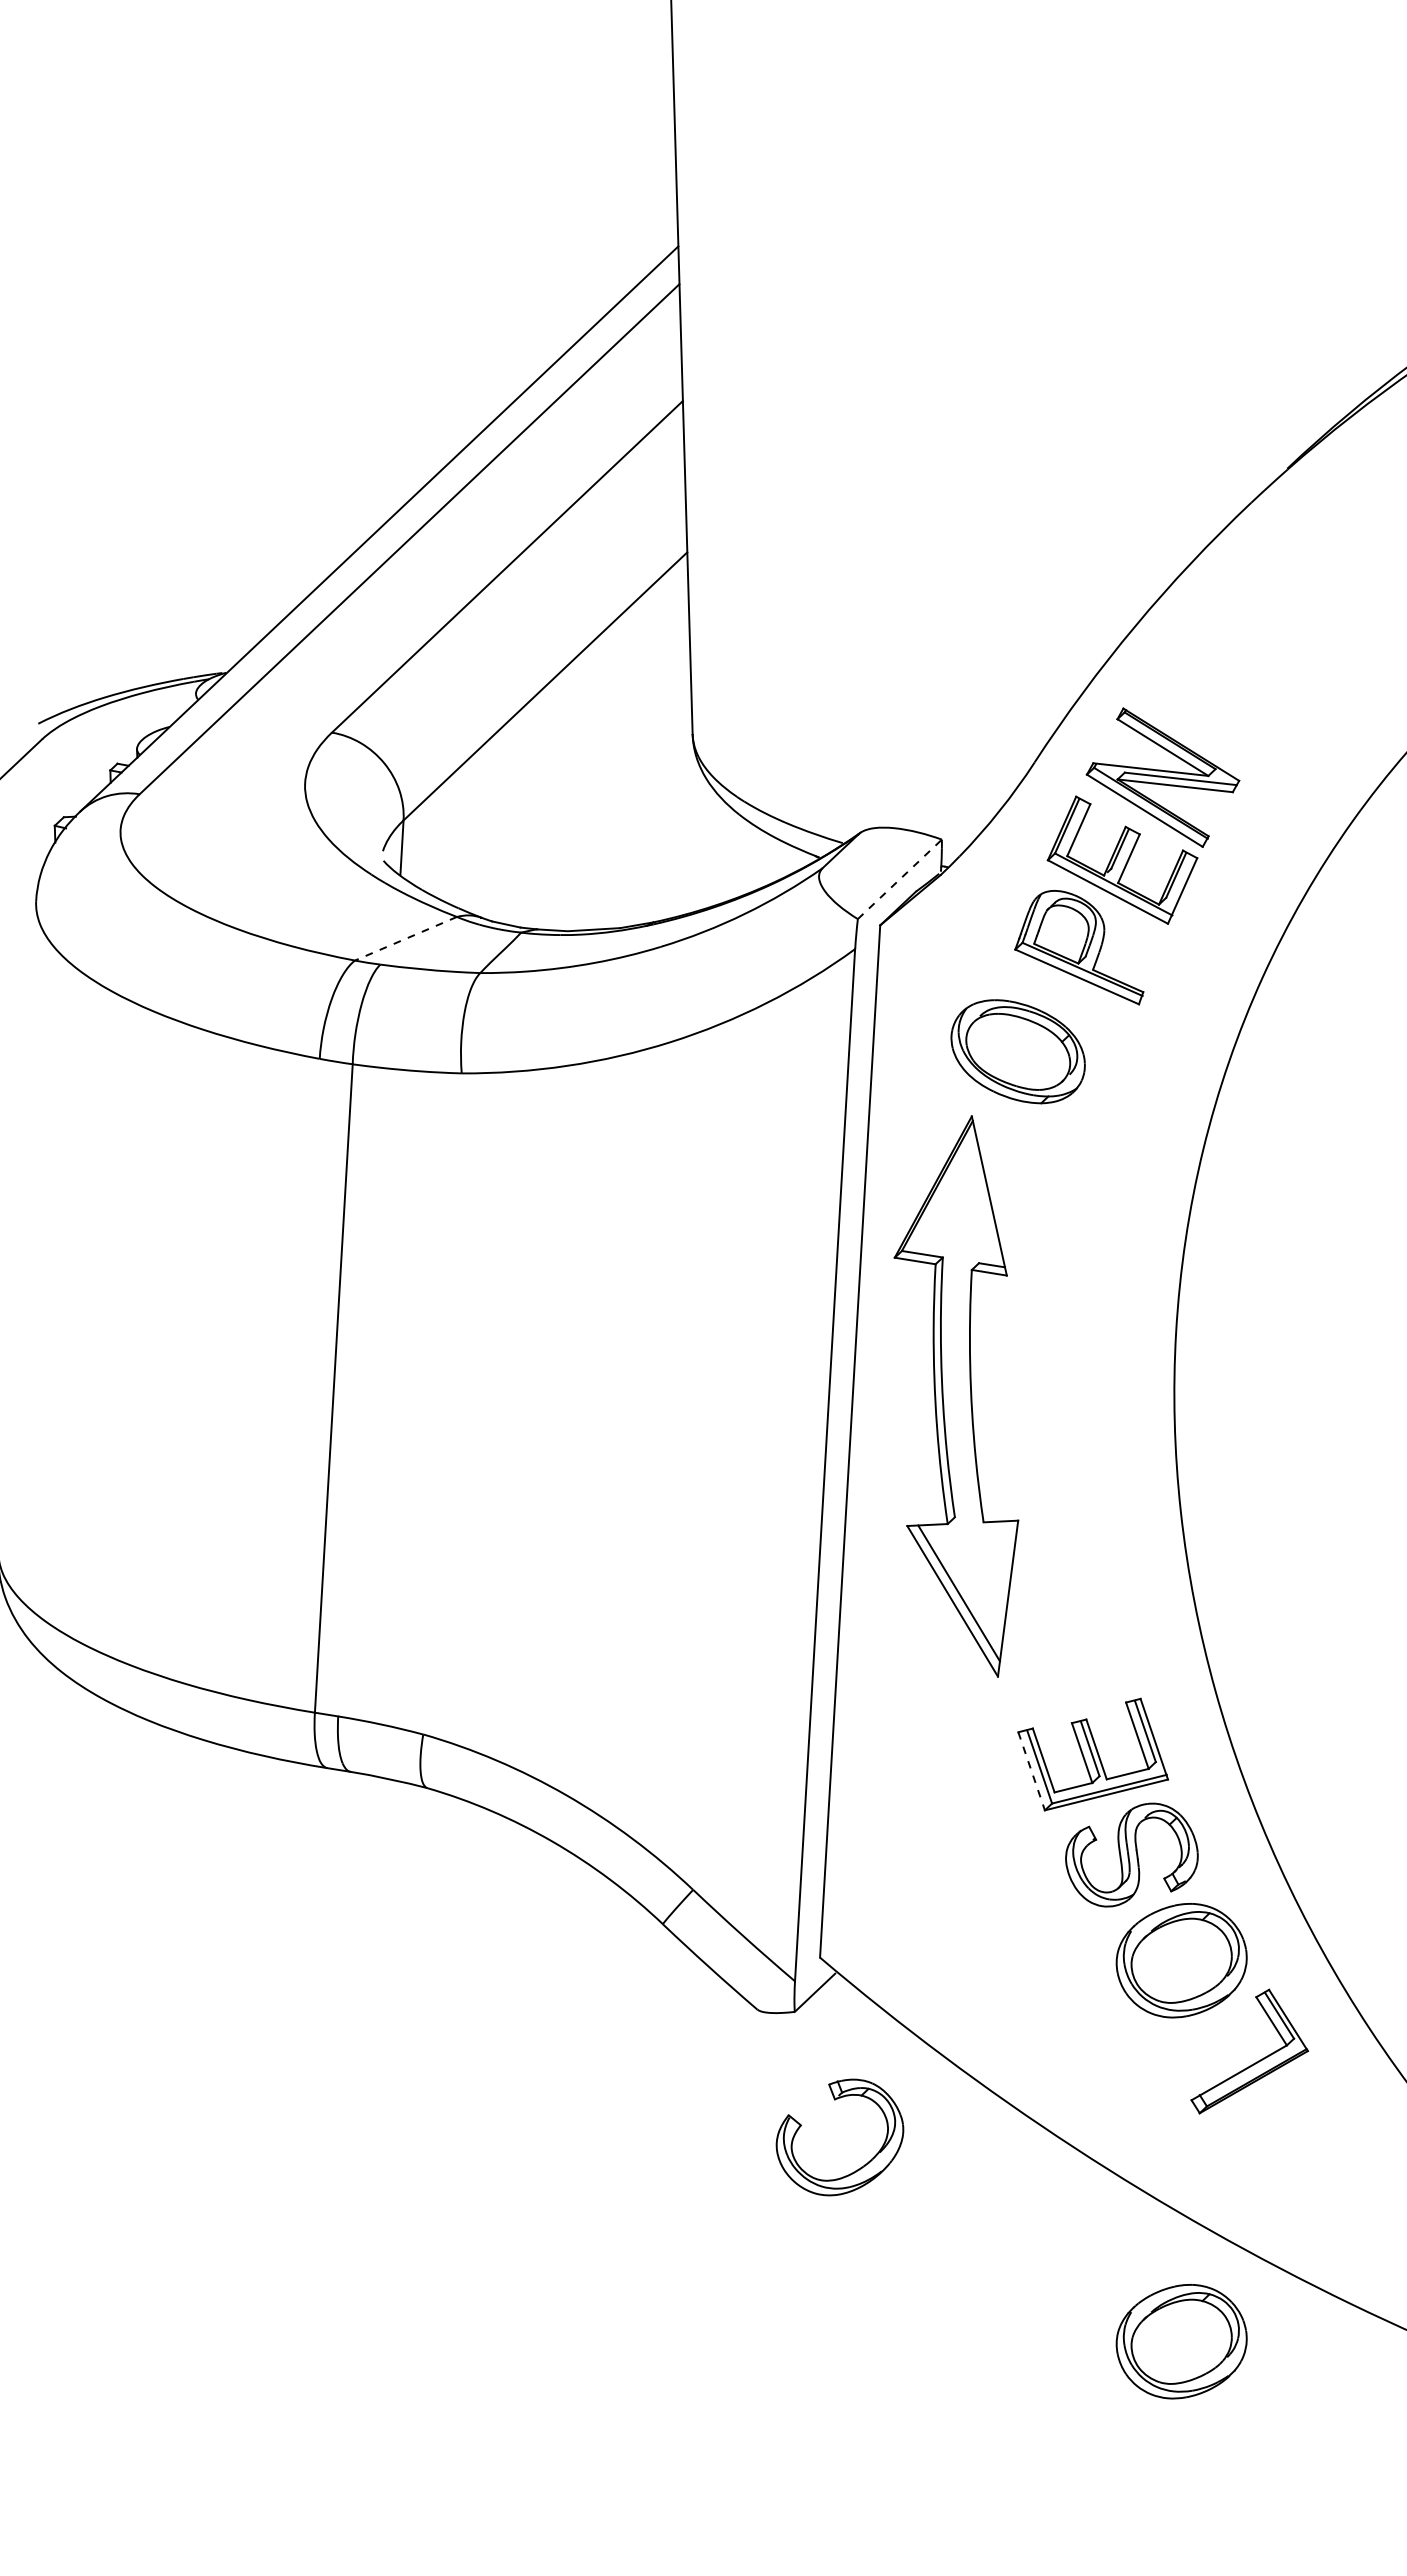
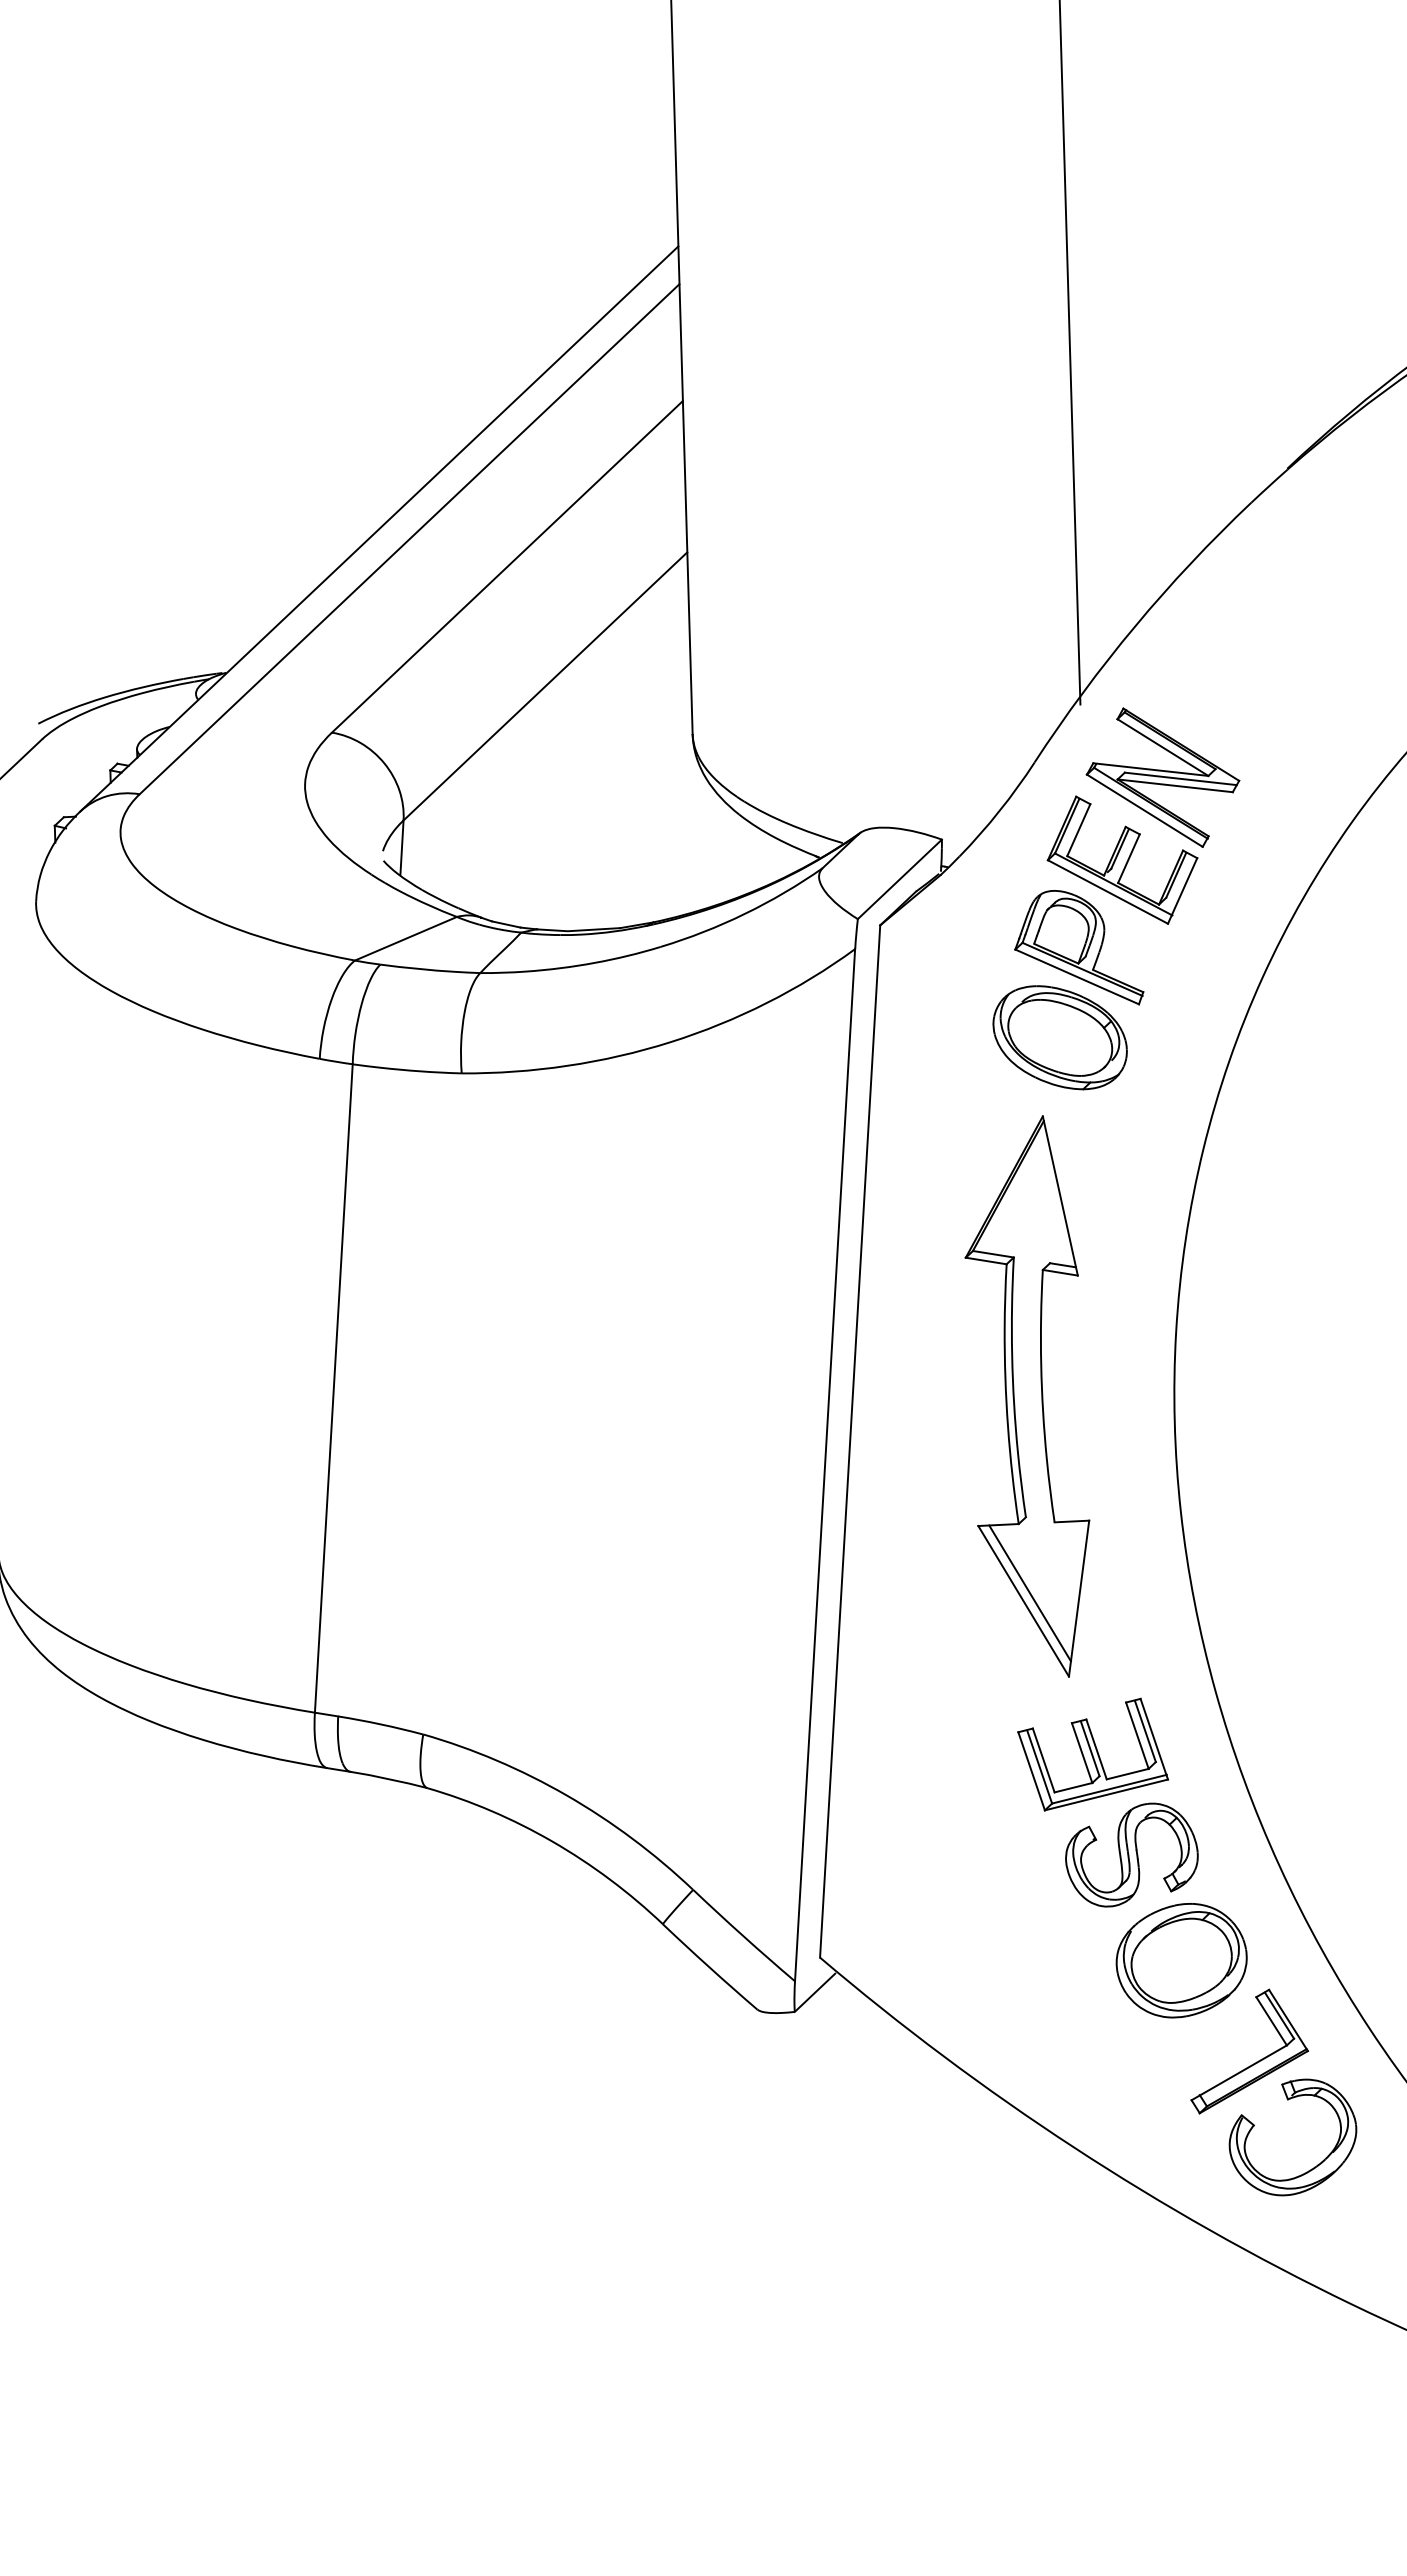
line: none -> present (1069, 353)
line: dashed -> solid (899, 879)
line: dashed -> solid (405, 938)
part position: (1017, 1051) -> (1059, 1037) (1059, 1037)
part position: (956, 1396) -> (1027, 1396) (1027, 1396)
line: dashed -> solid (1031, 1771)
part position: (858, 2168) -> (1311, 2168) (1311, 2168)
part: present -> none (1181, 2341)
